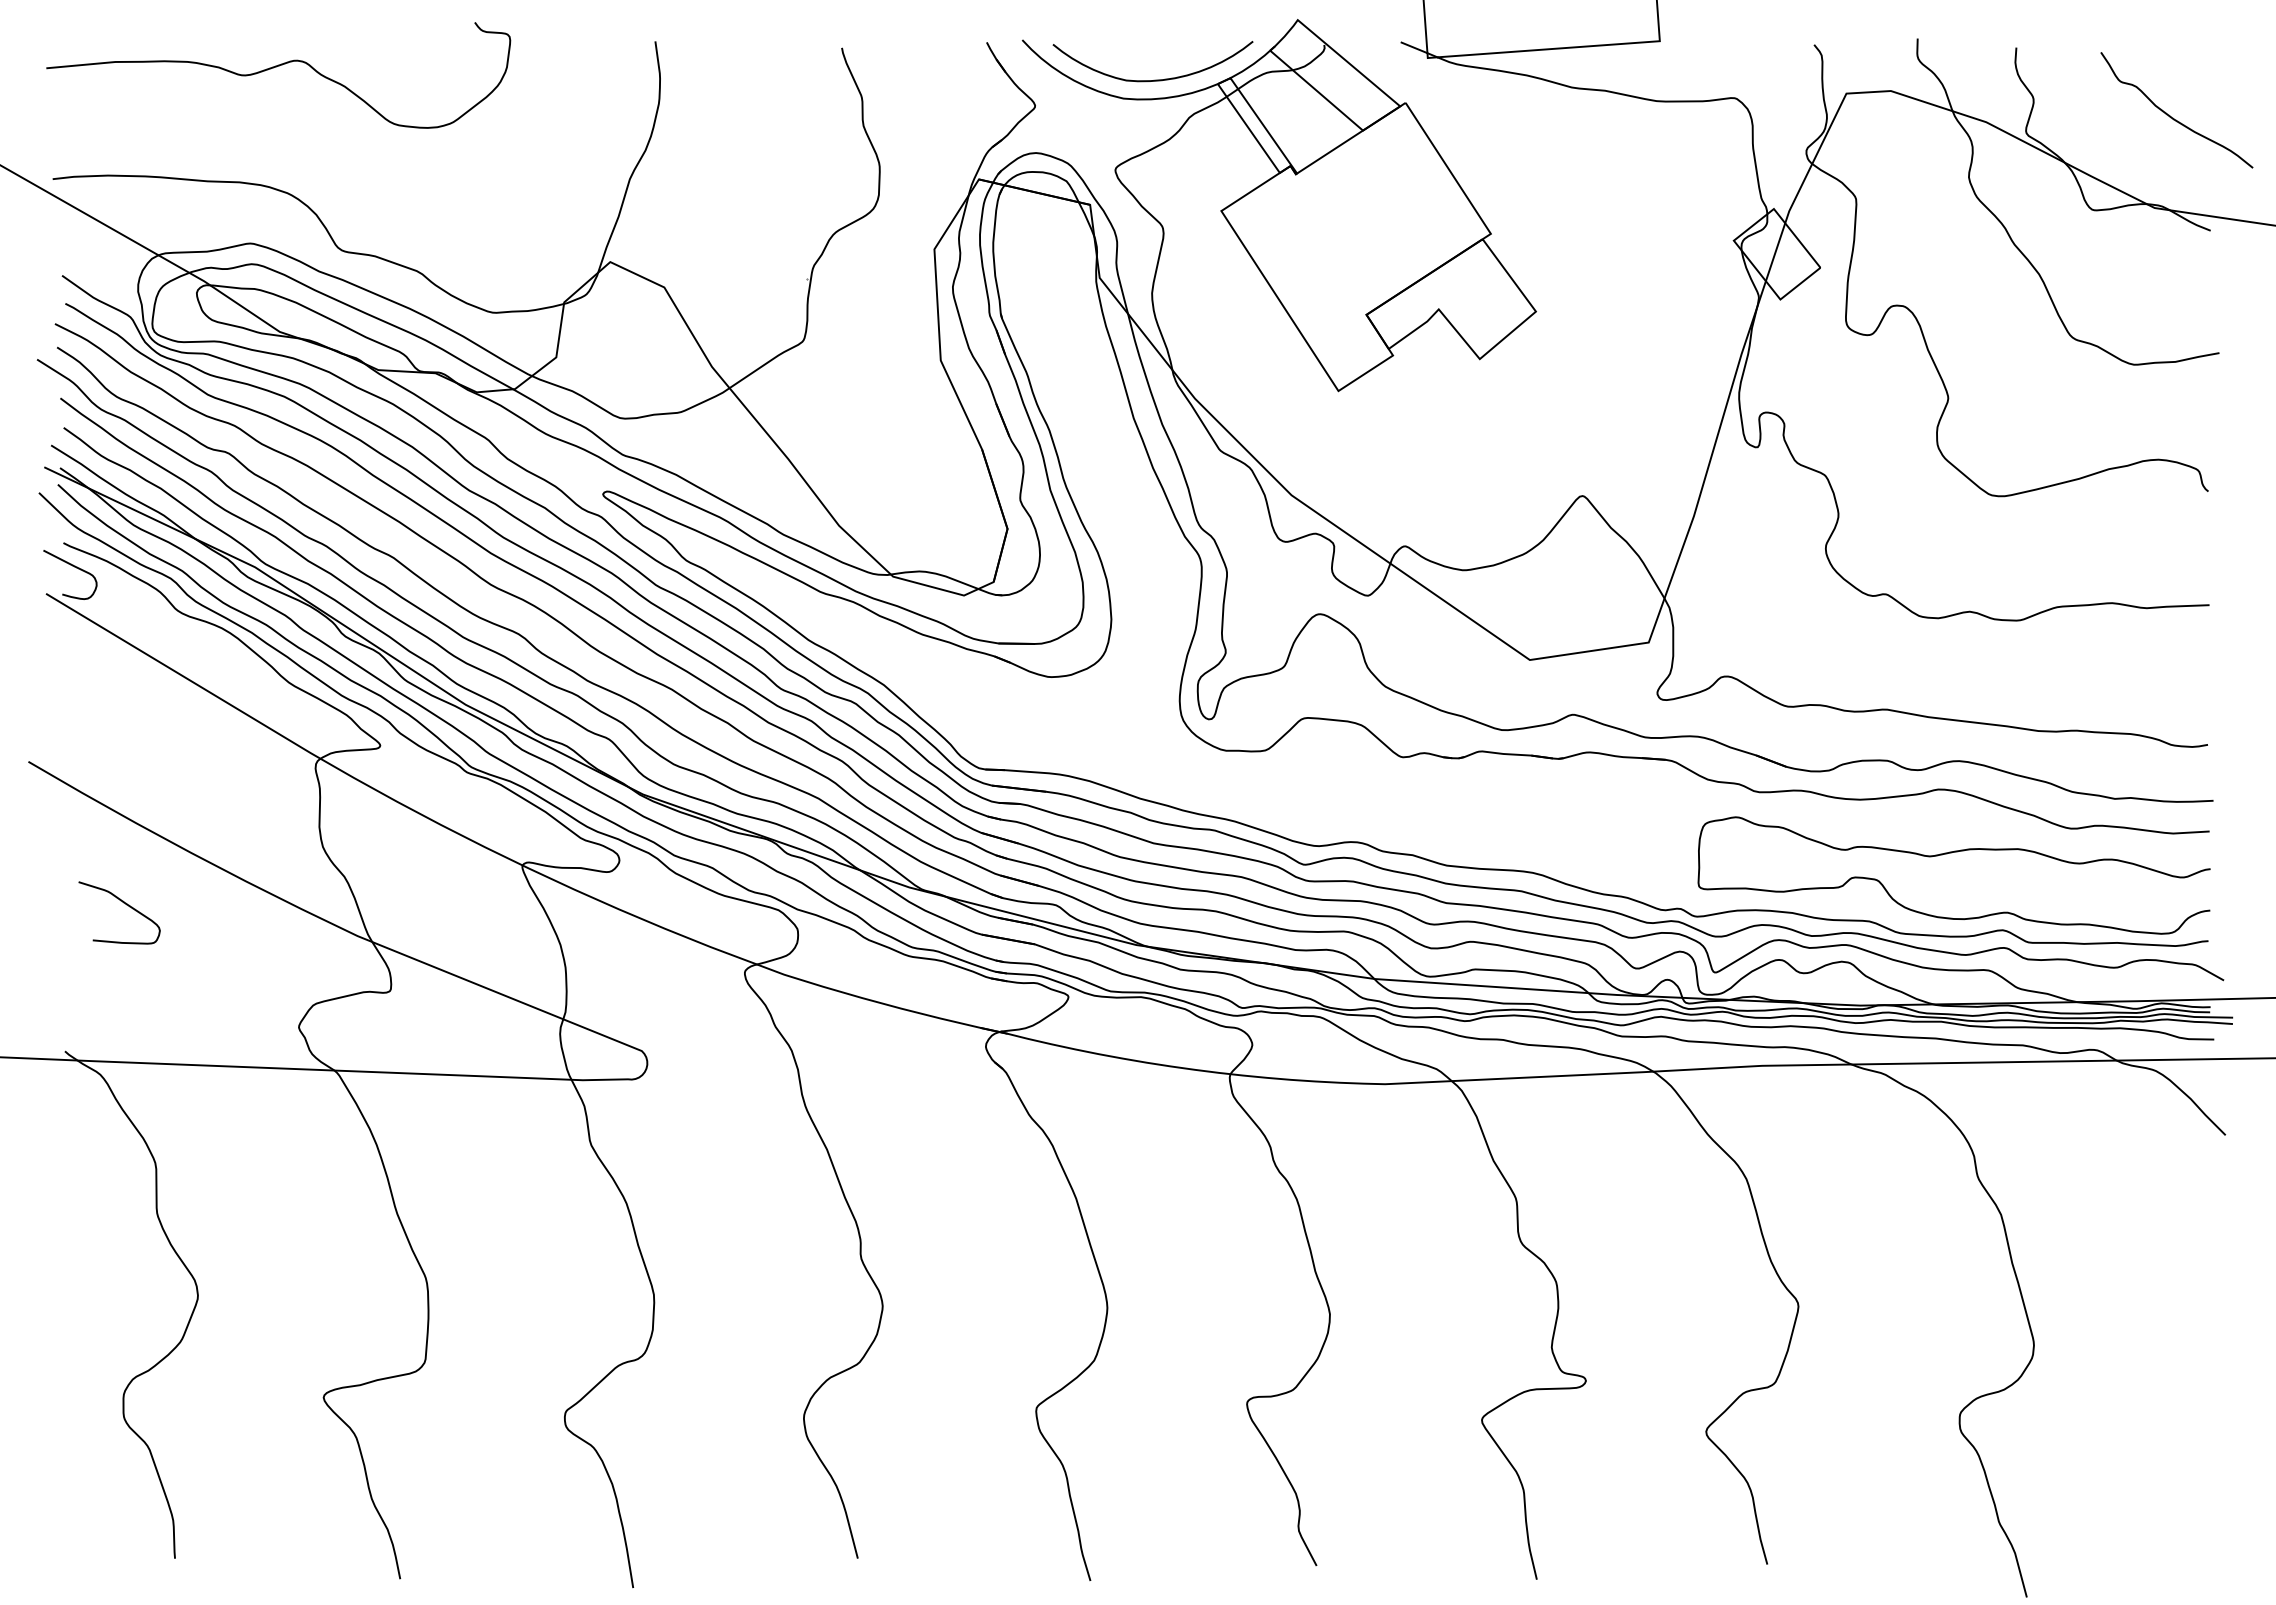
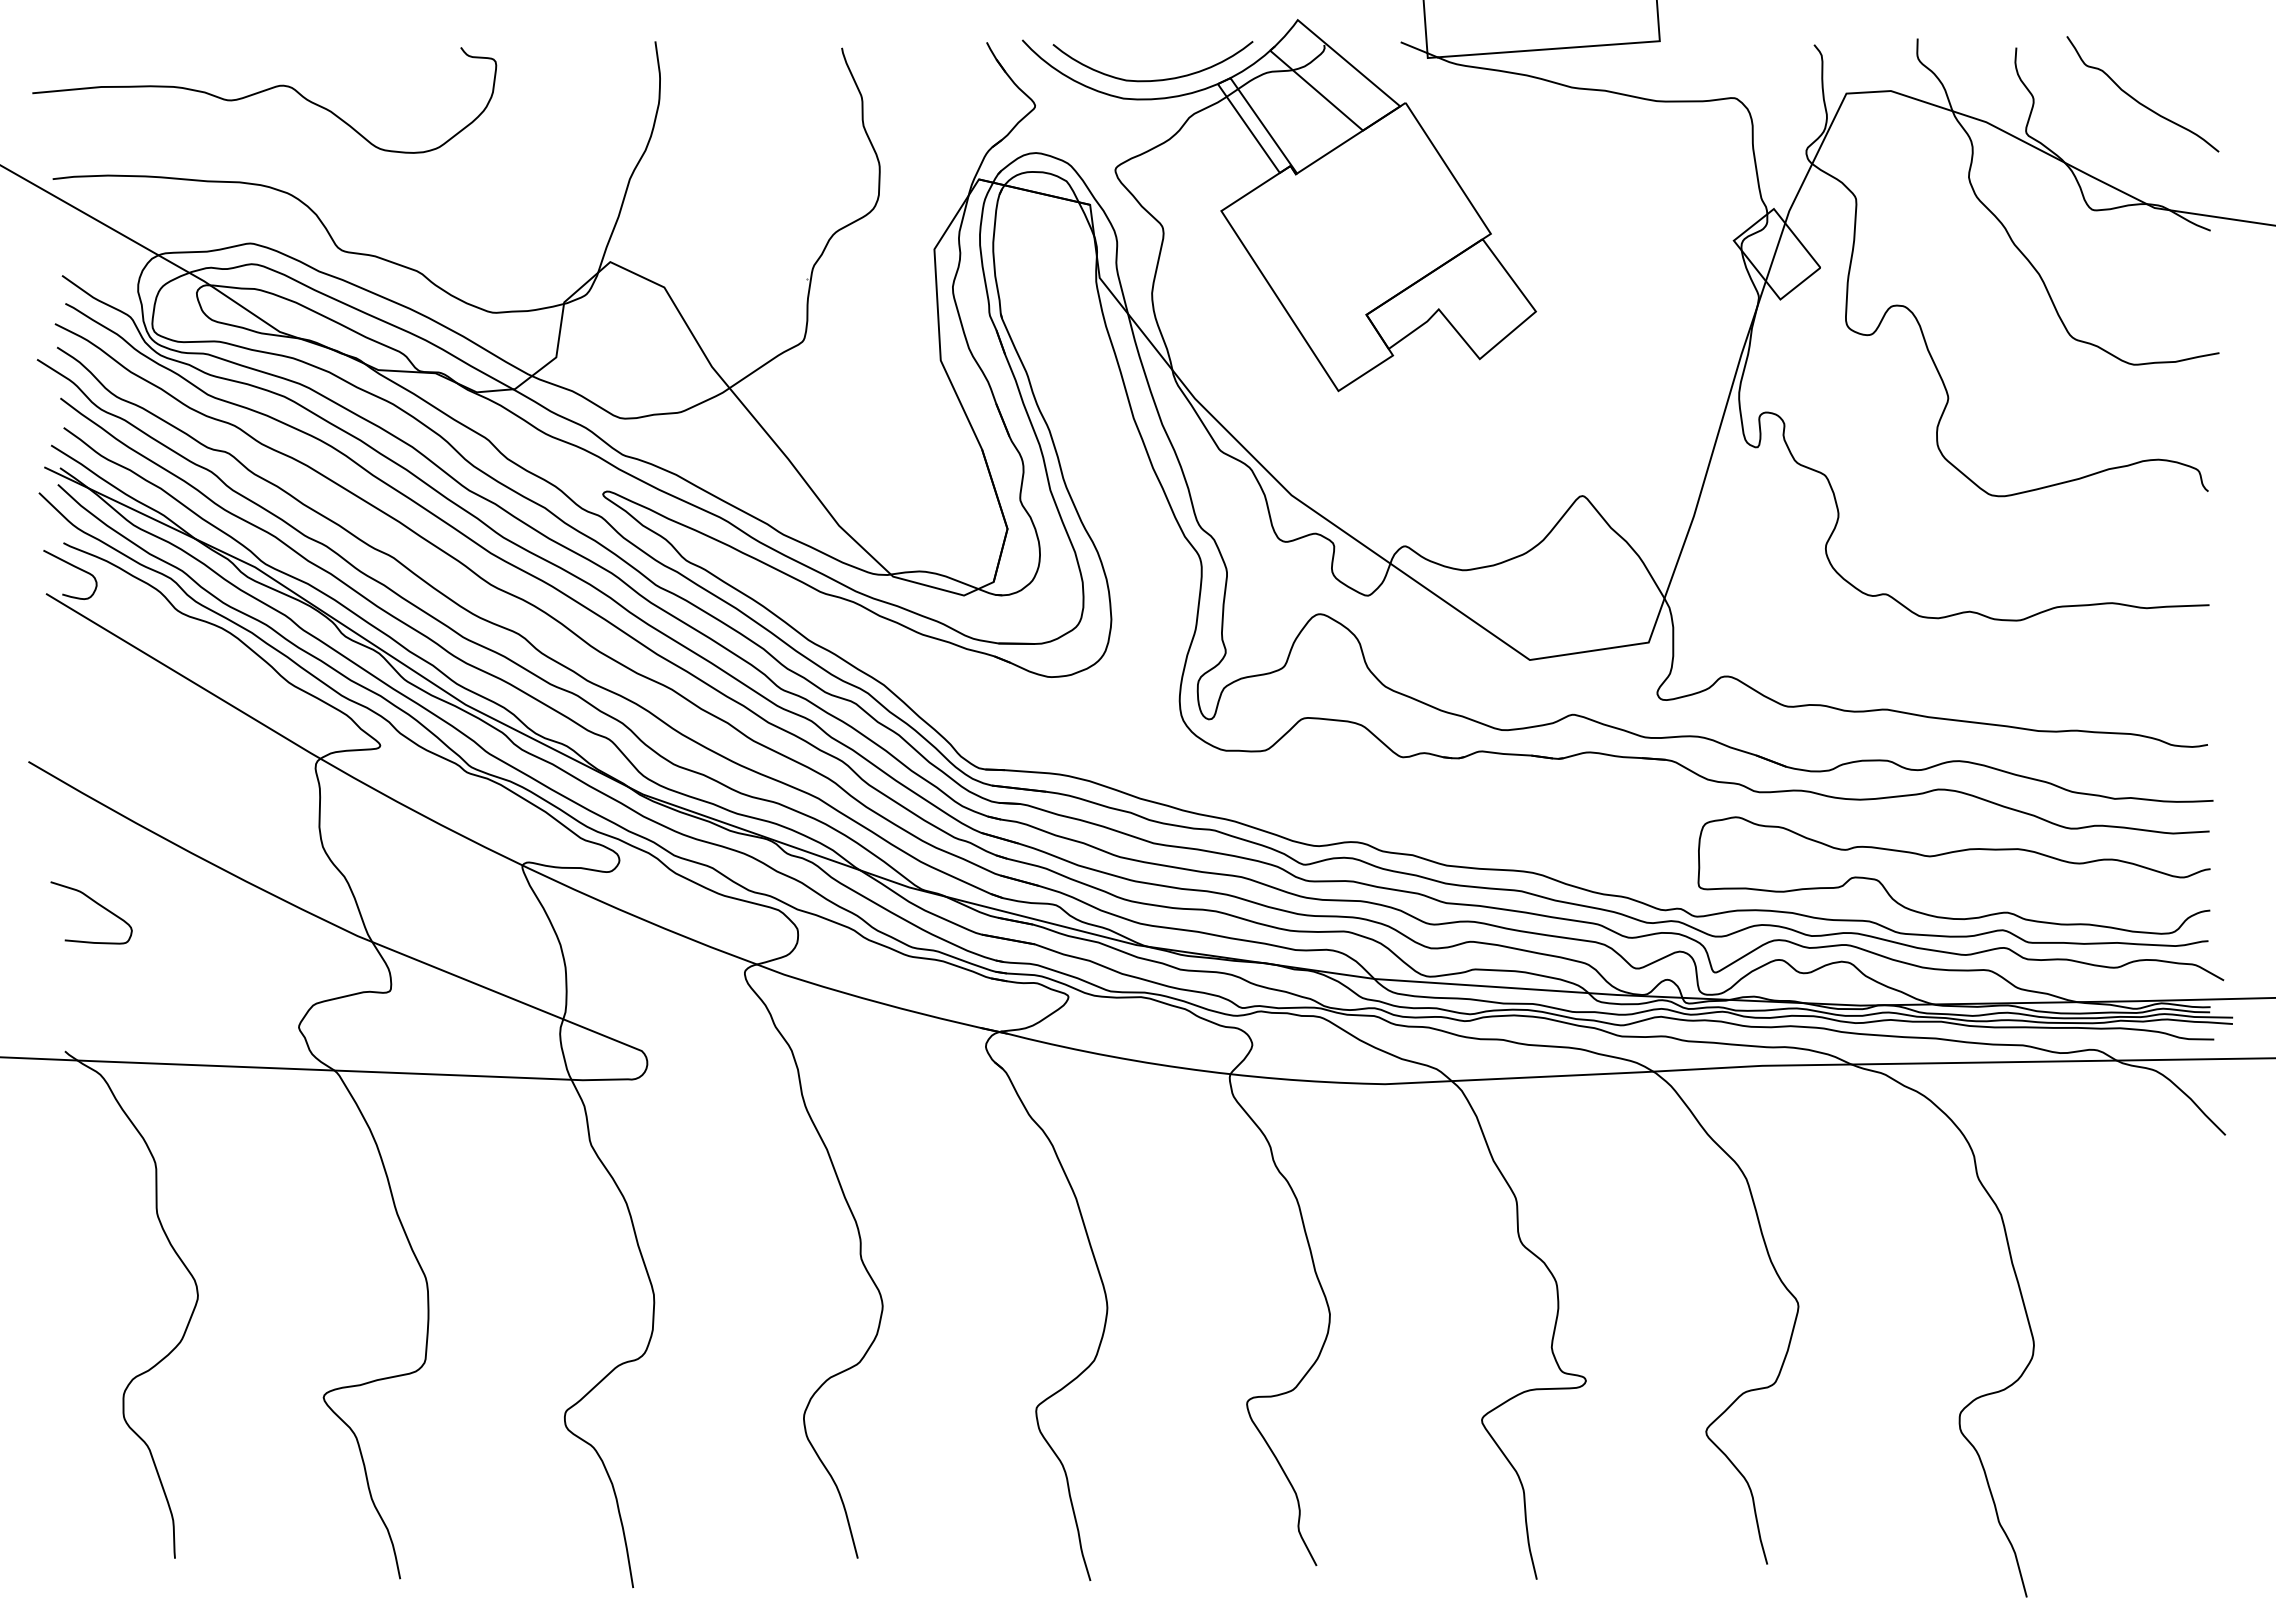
curve position: (276, 67) -> (262, 92) (262, 92)
curve position: (2173, 117) -> (2139, 101) (2139, 101)
curve position: (123, 903) -> (95, 903) (95, 903)
